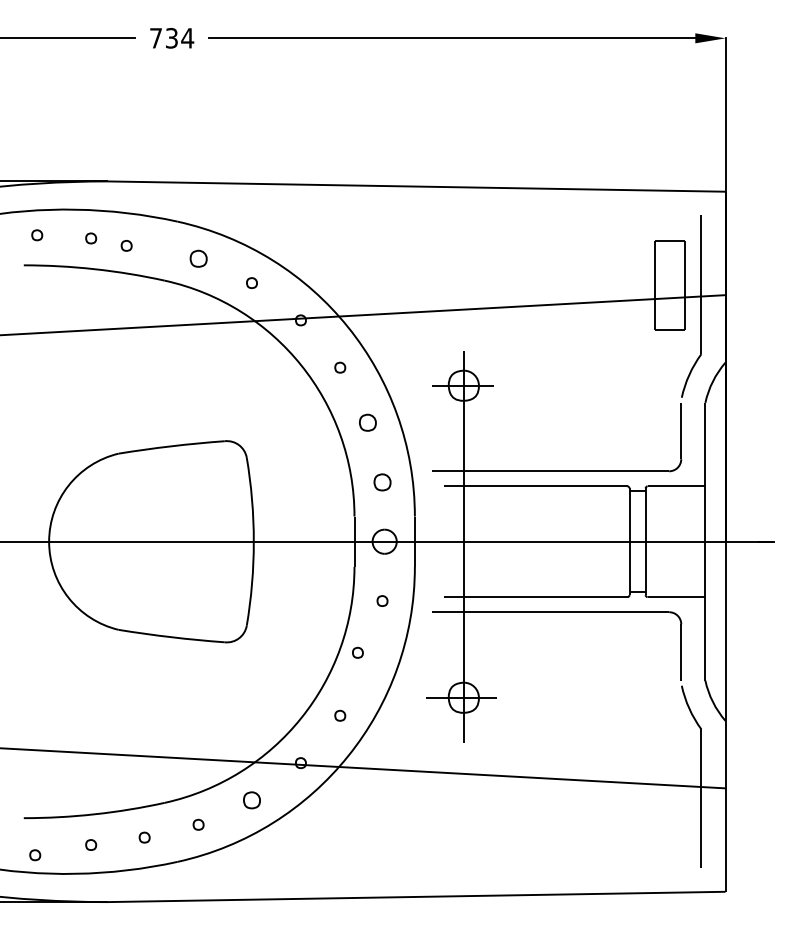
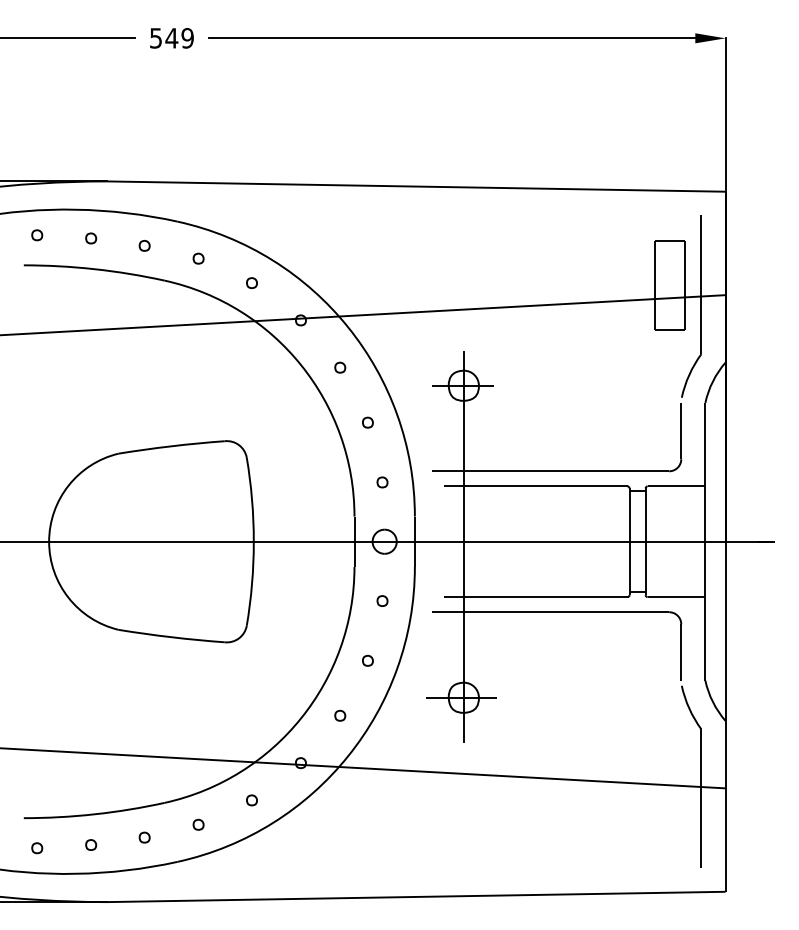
text: 734 -> 549 (172, 38)
part position: (126, 245) -> (144, 245) (144, 245)
part size: 19x19 px -> 13x13 px (198, 258)
part size: 18x19 px -> 12x13 px (367, 422)
part size: 19x19 px -> 13x13 px (382, 482)
part position: (357, 652) -> (367, 660) (367, 660)
part size: 18x19 px -> 12x13 px (251, 800)
part position: (35, 855) -> (37, 848) (37, 848)
